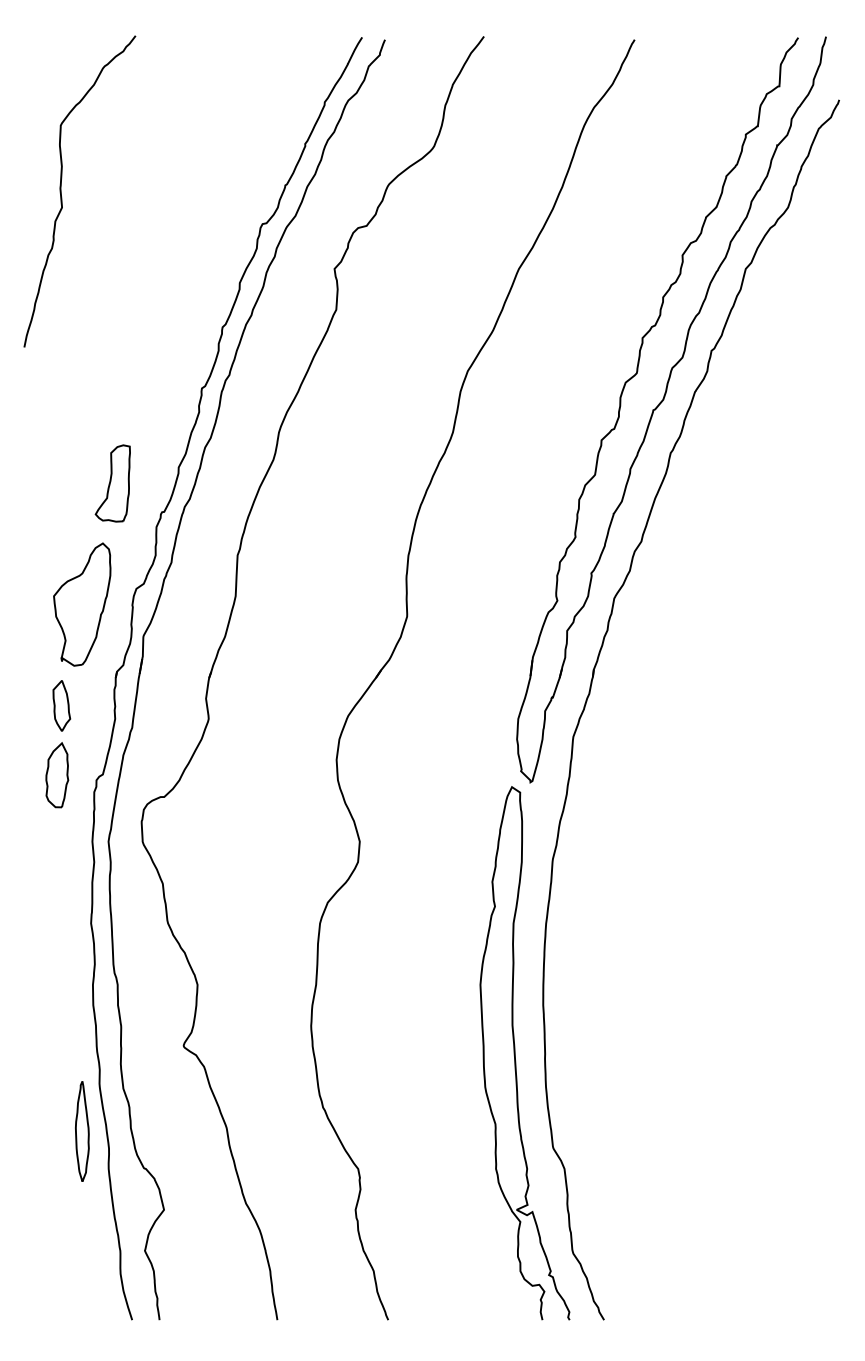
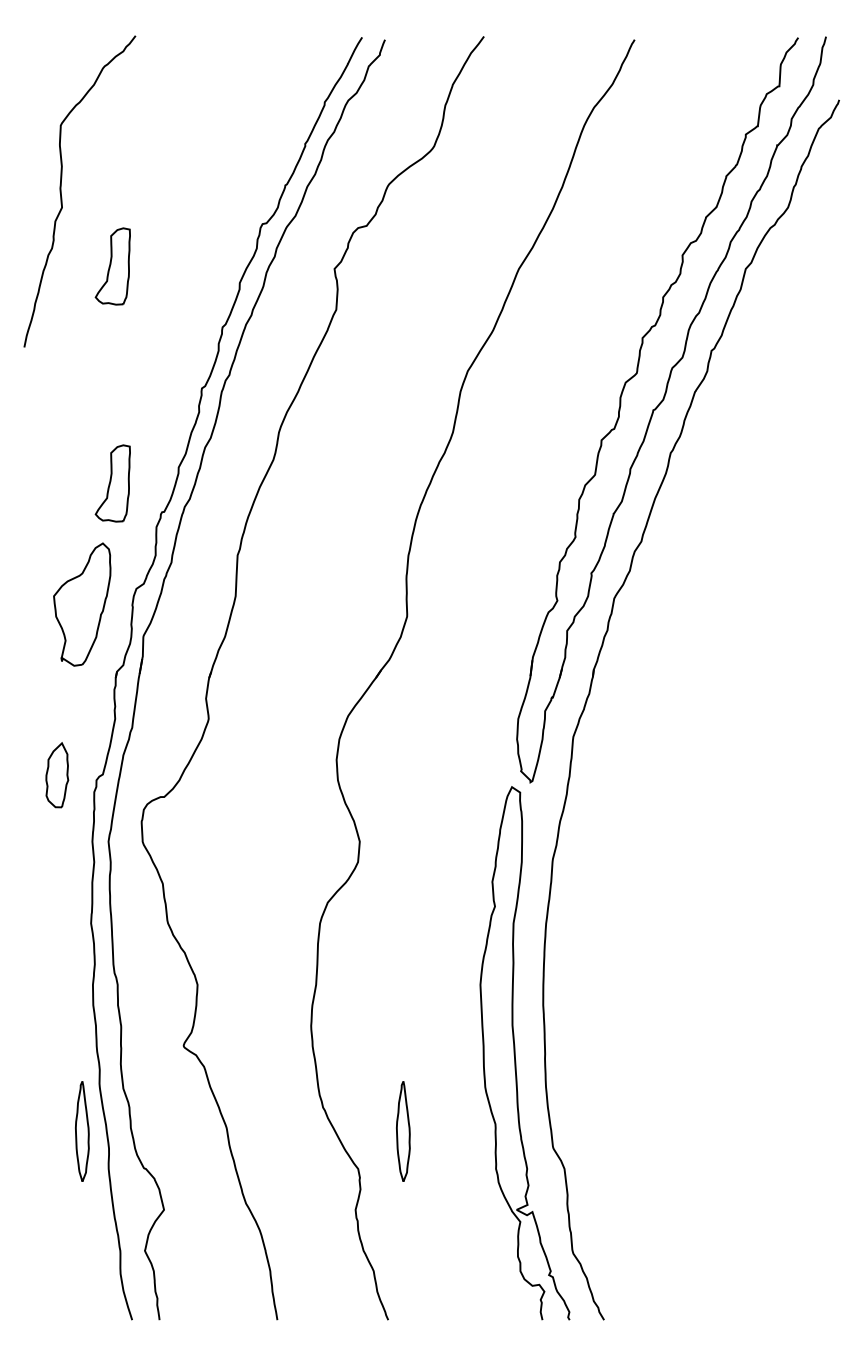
part: none -> present (112, 266)
part: present -> none (61, 705)
part: none -> present (403, 1131)
